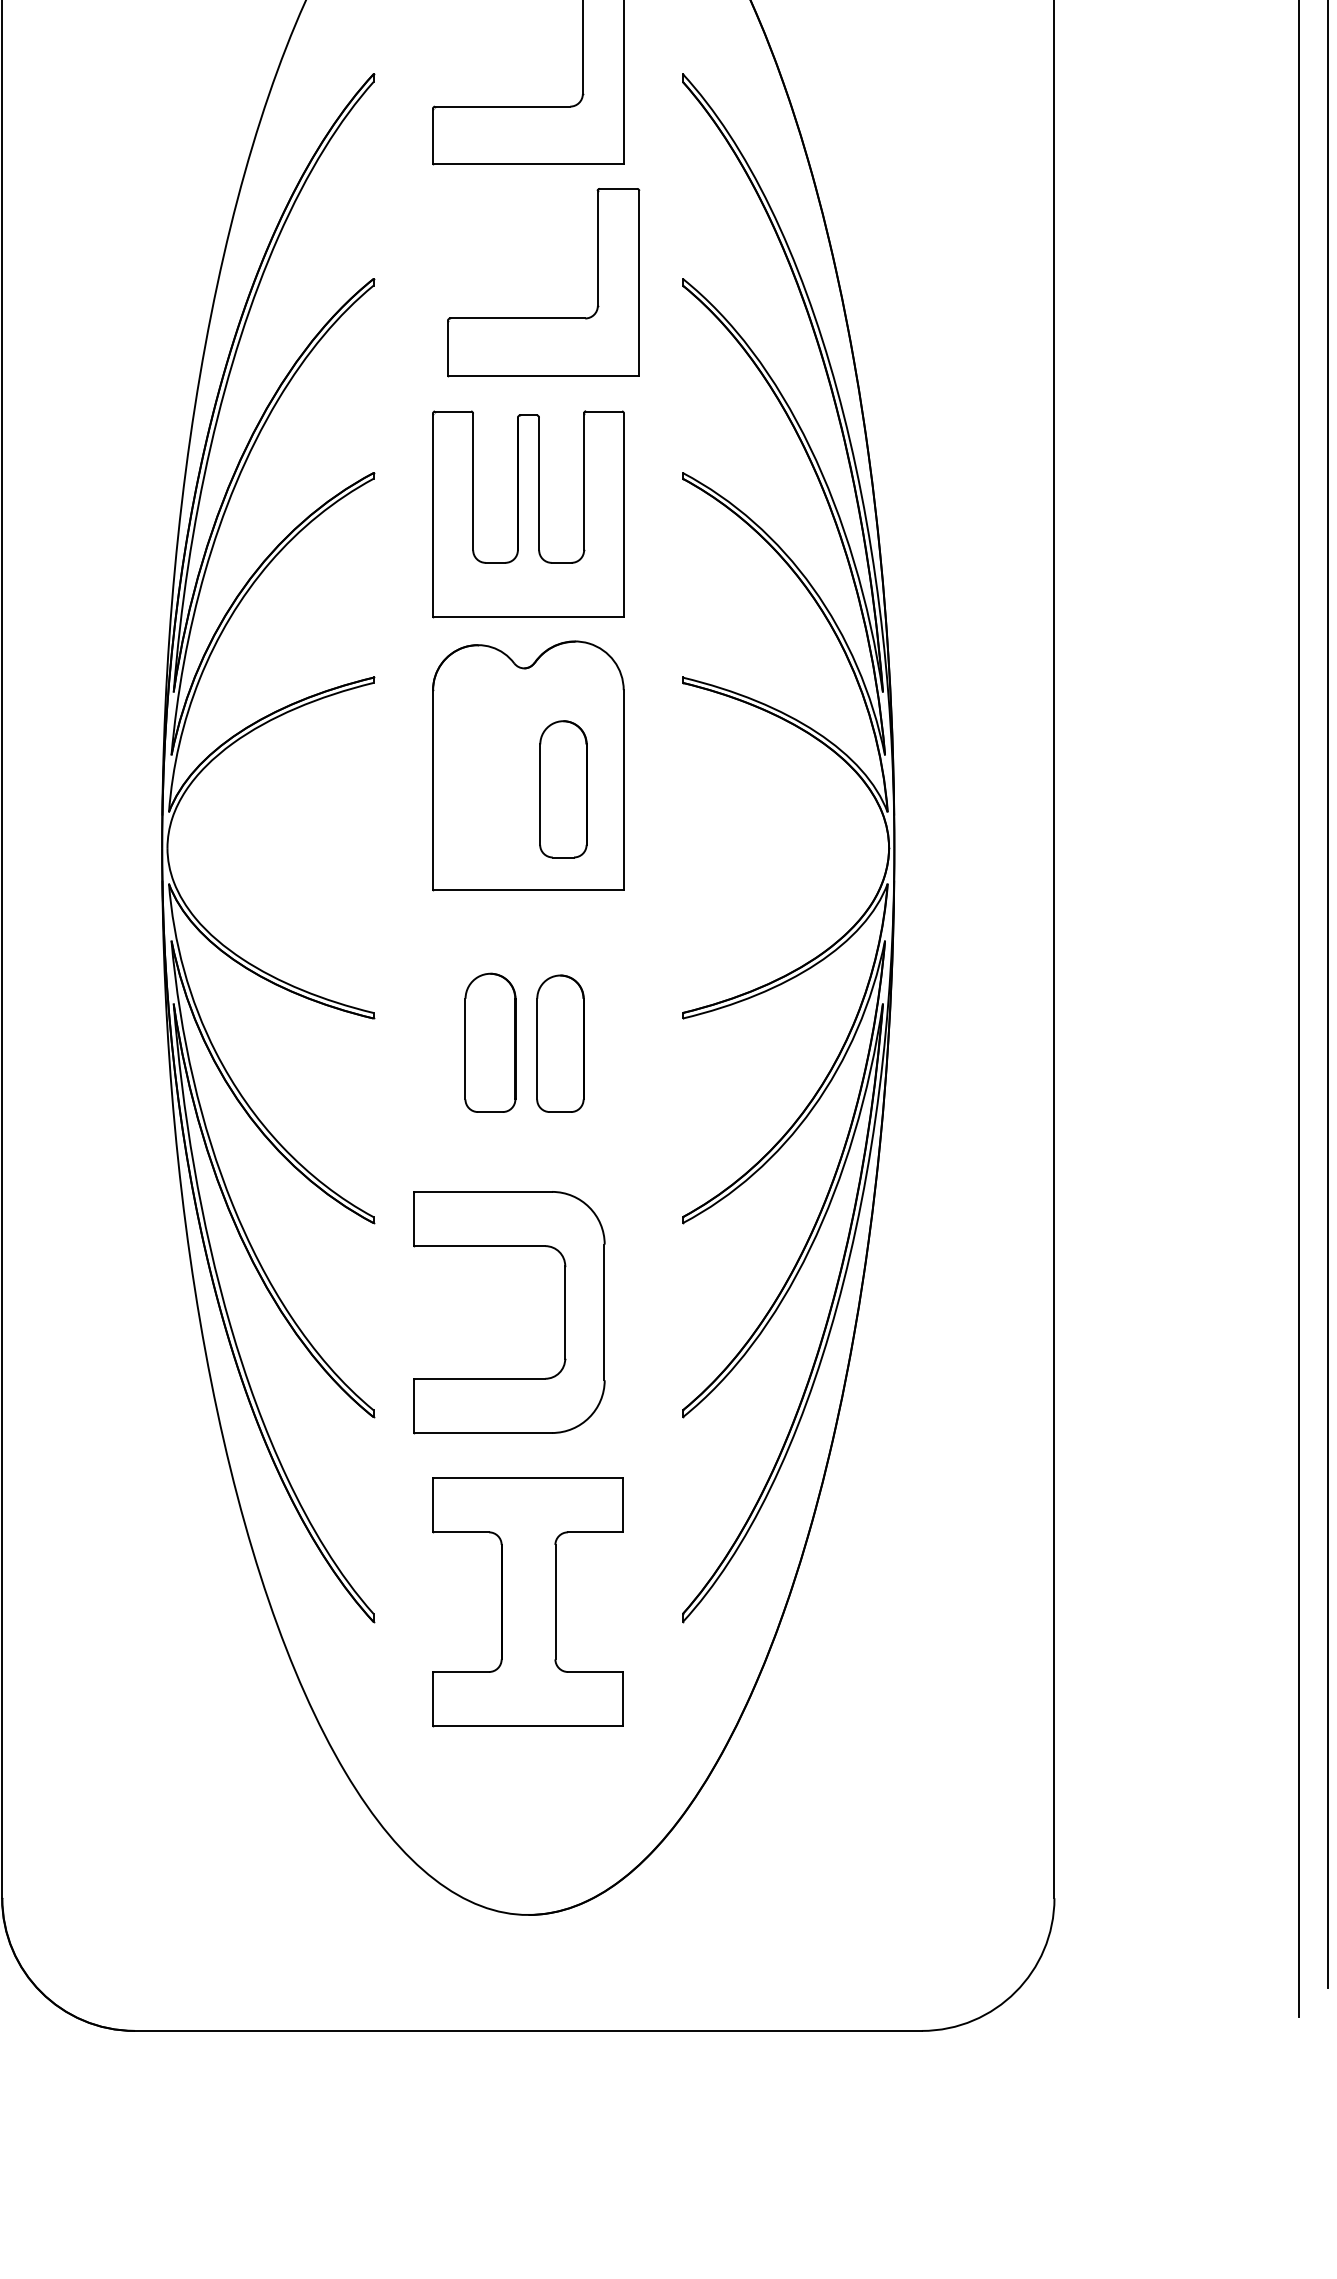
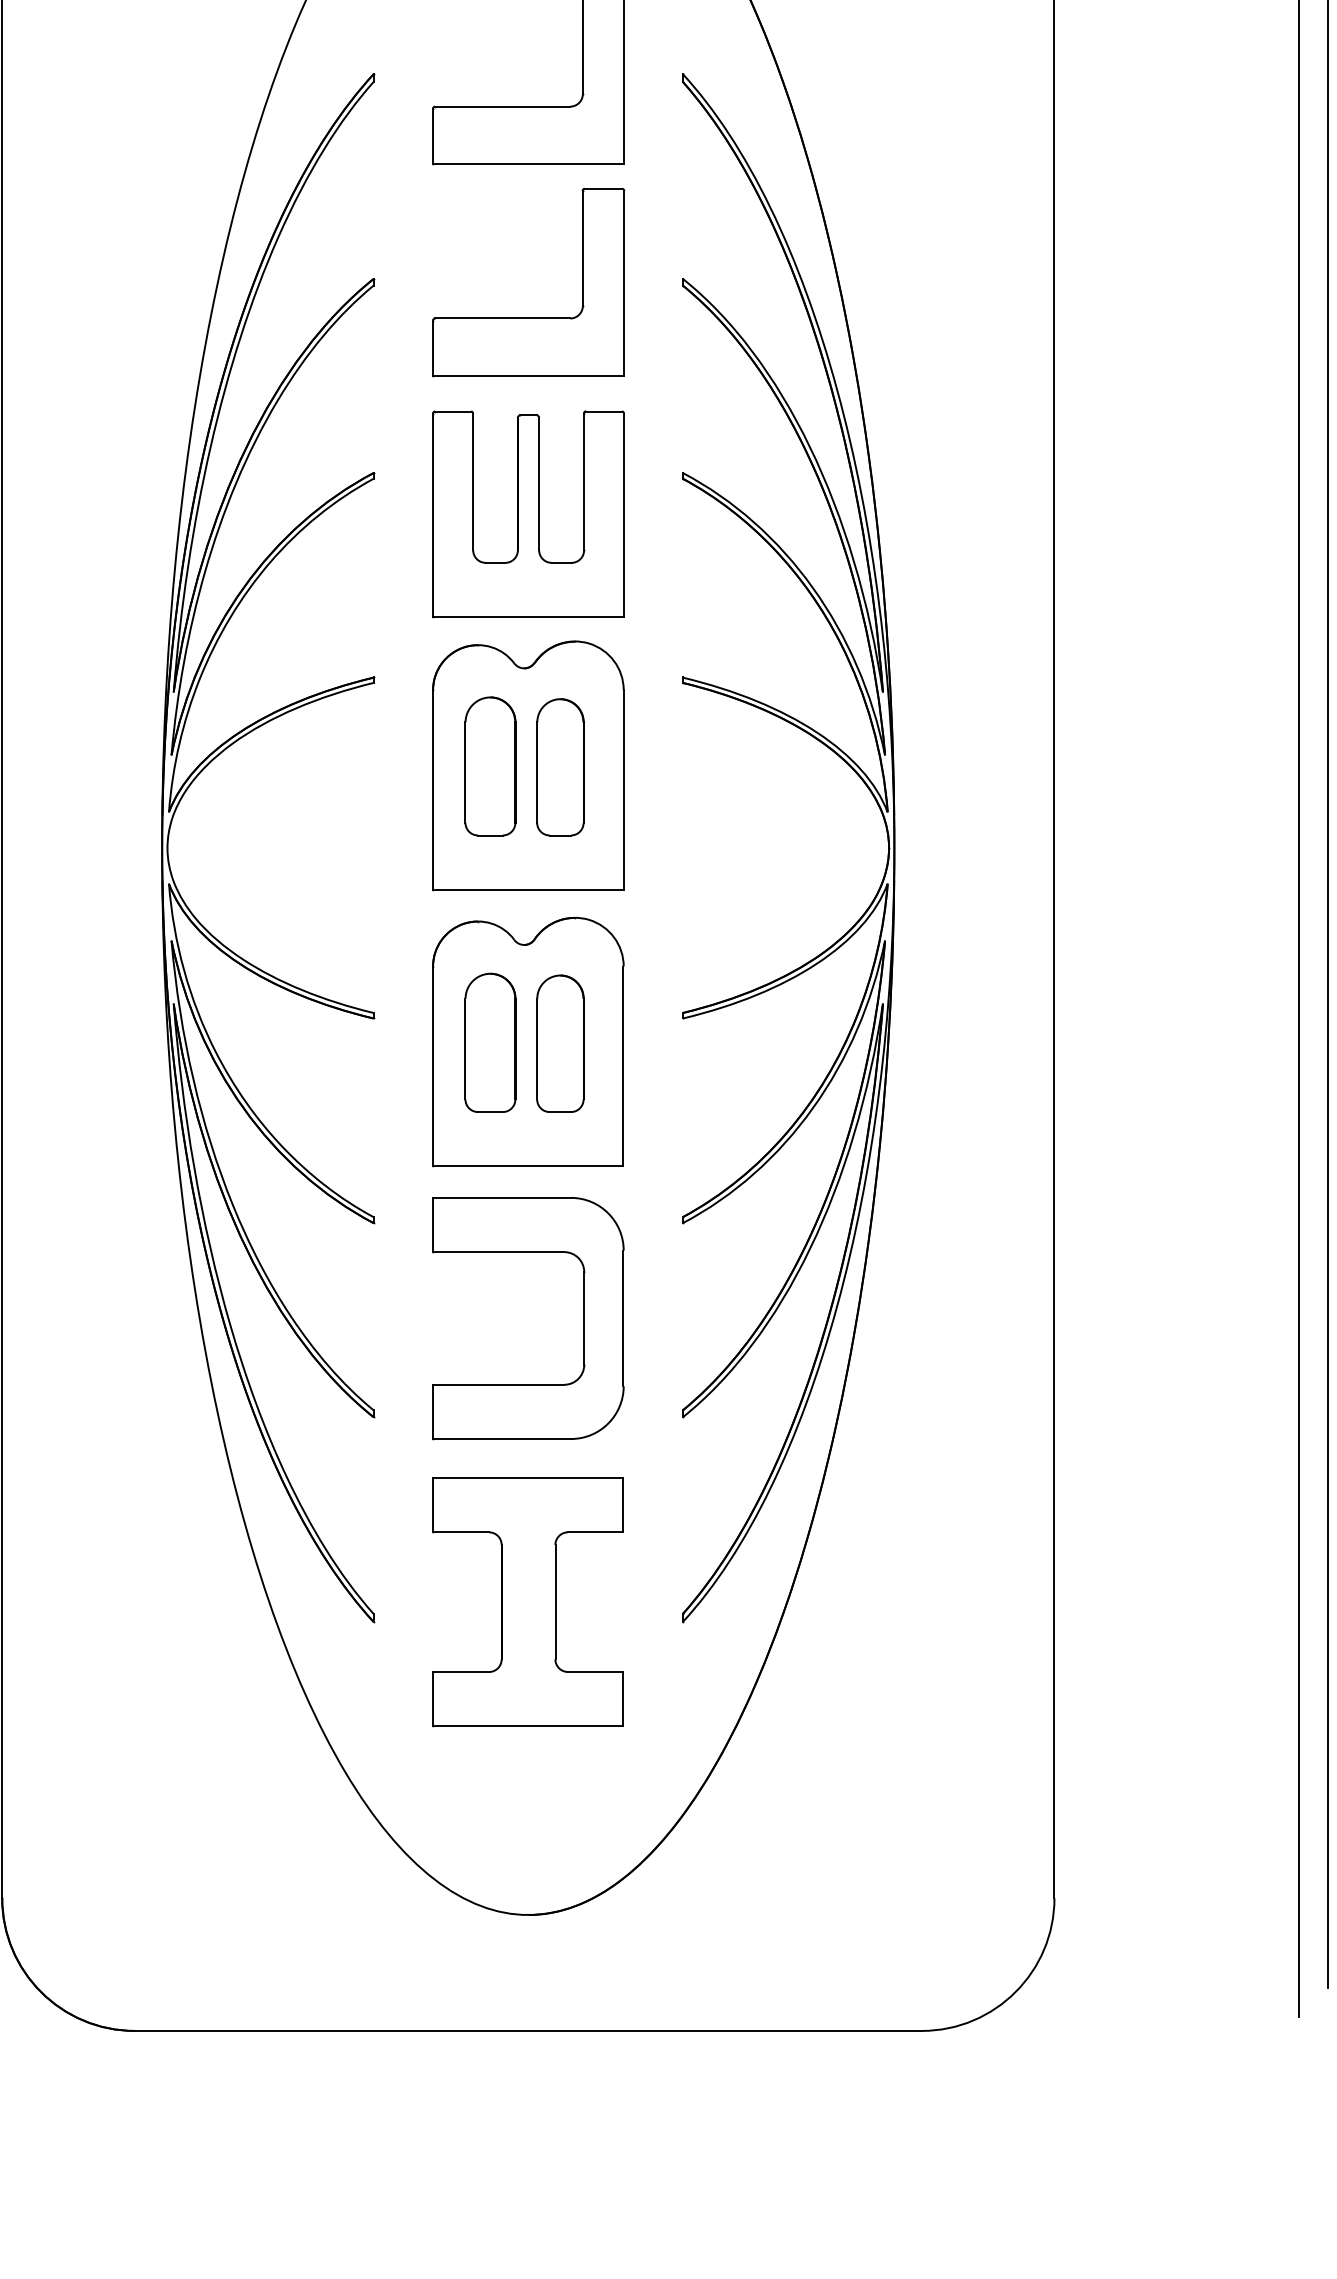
part position: (543, 317) -> (528, 317) (528, 317)
part: none -> present (490, 766)
part position: (563, 789) -> (560, 767) (560, 767)
part: none -> present (528, 1041)
part position: (564, 1312) -> (583, 1318) (583, 1318)
